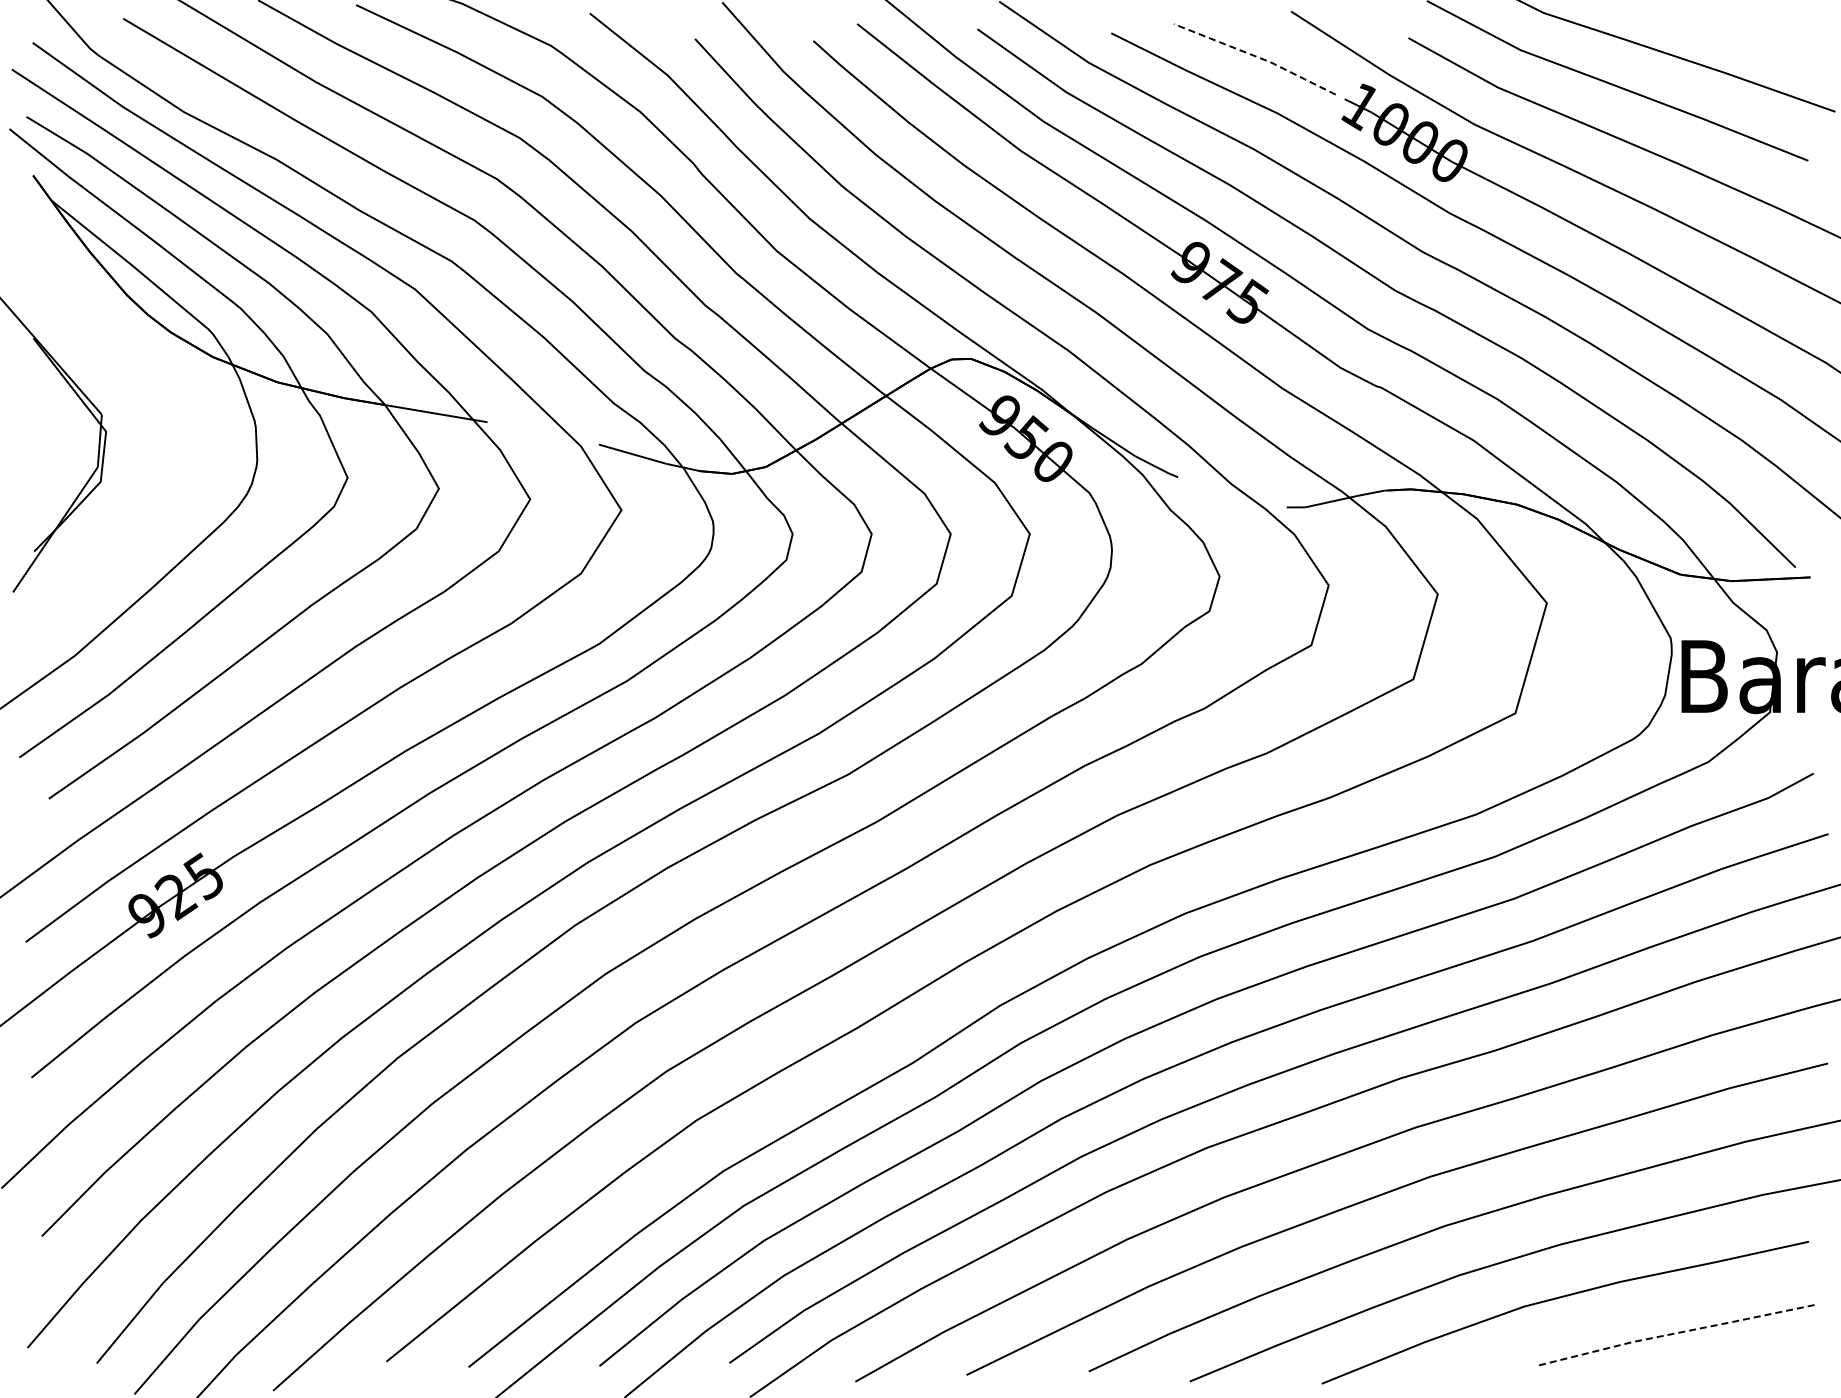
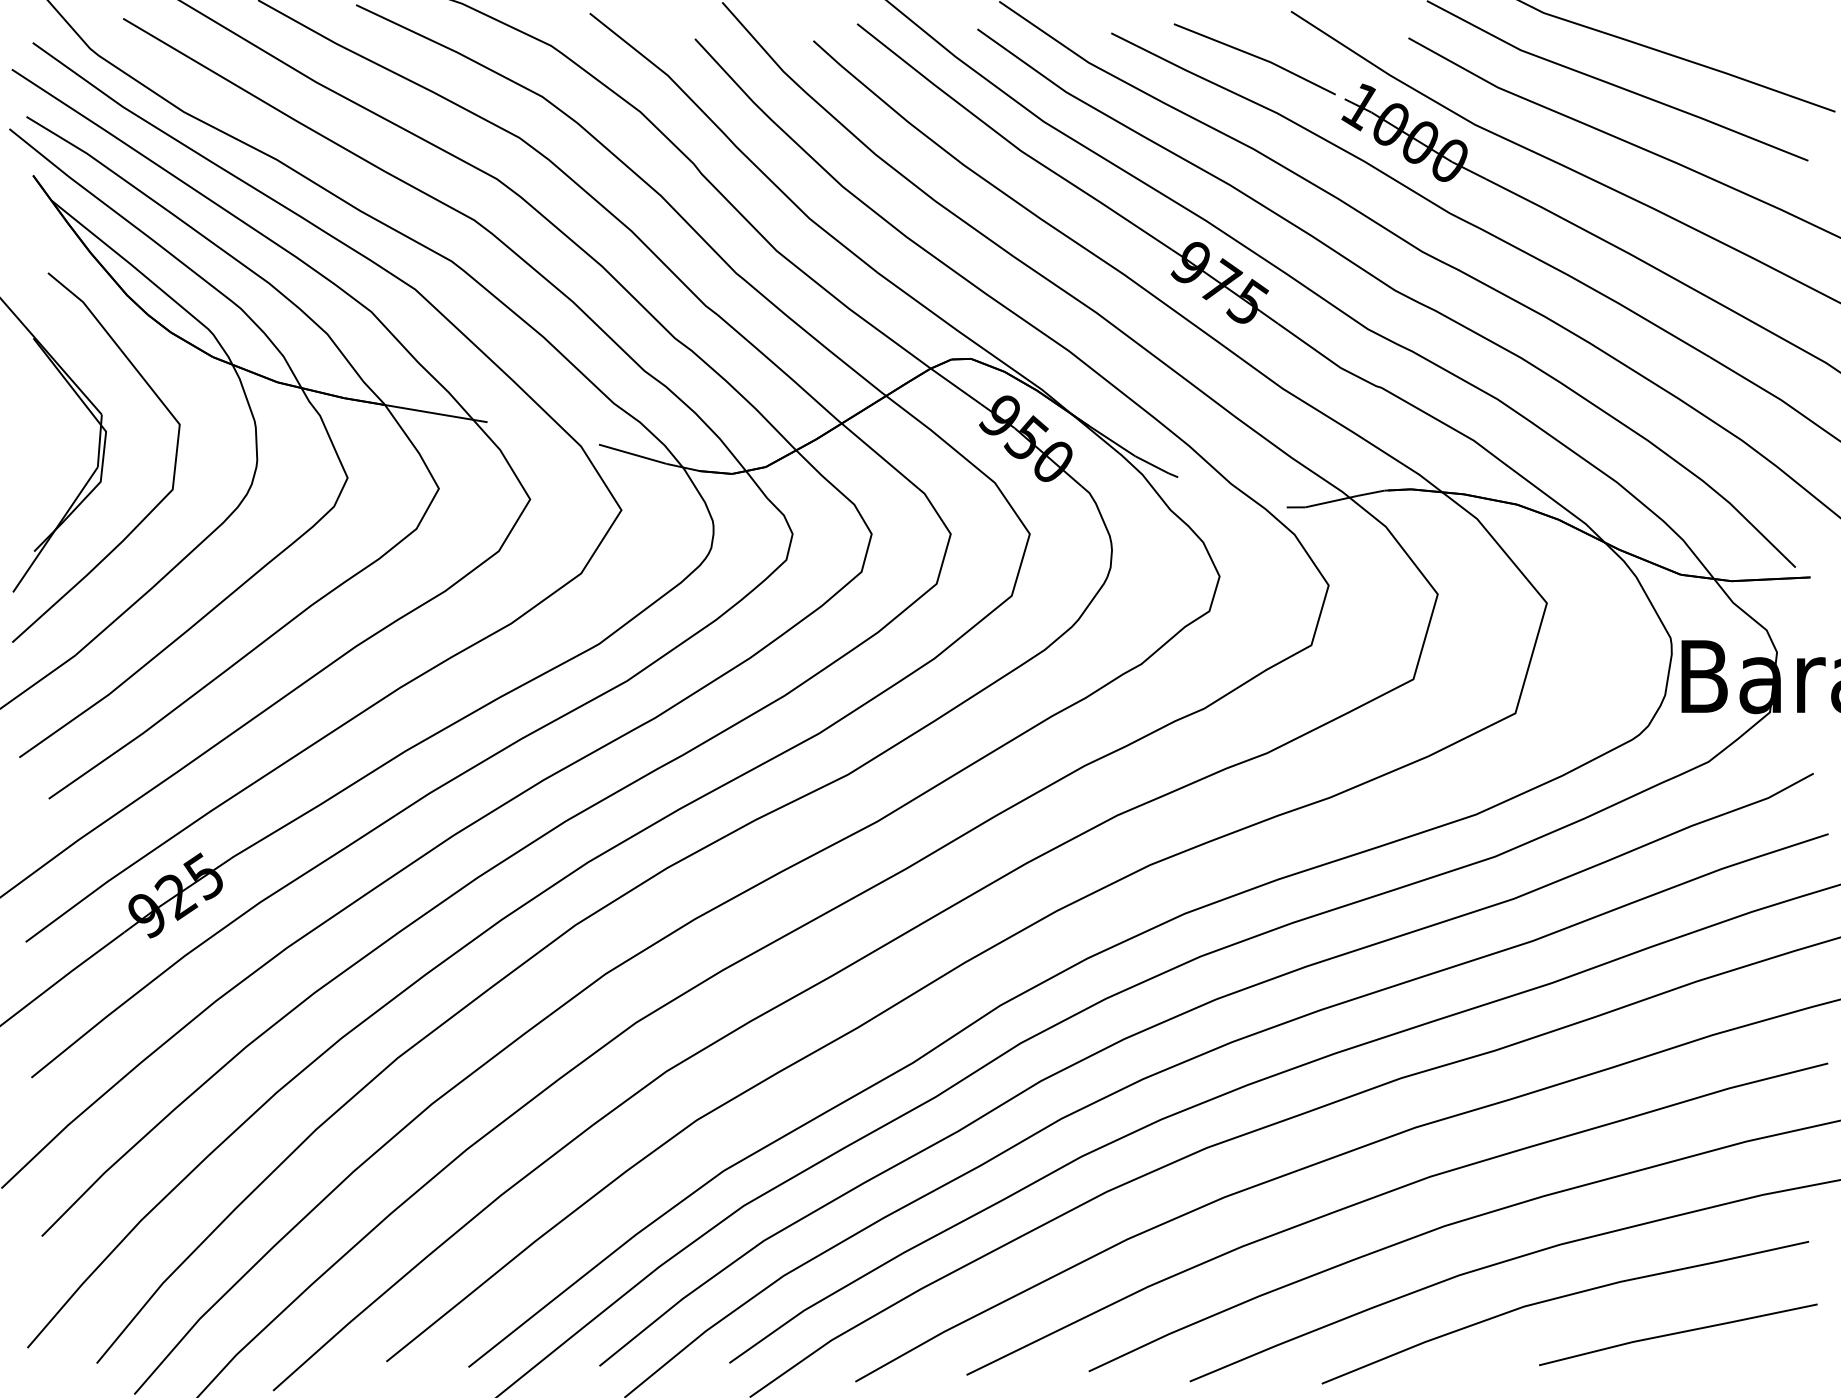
line: dashed -> solid (1256, 56)
curve: none -> present (156, 504)
line: dashed -> solid (1677, 1332)
